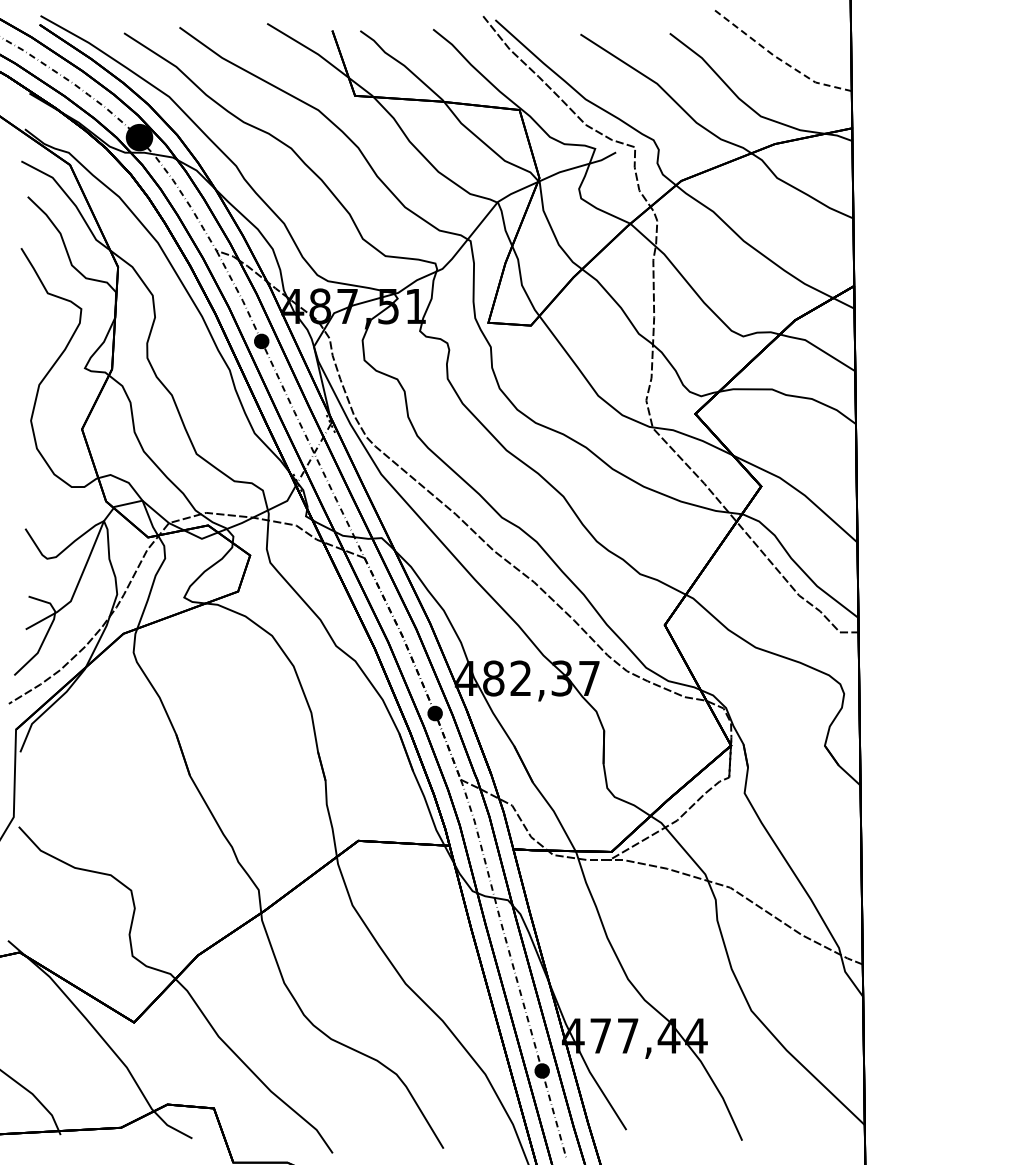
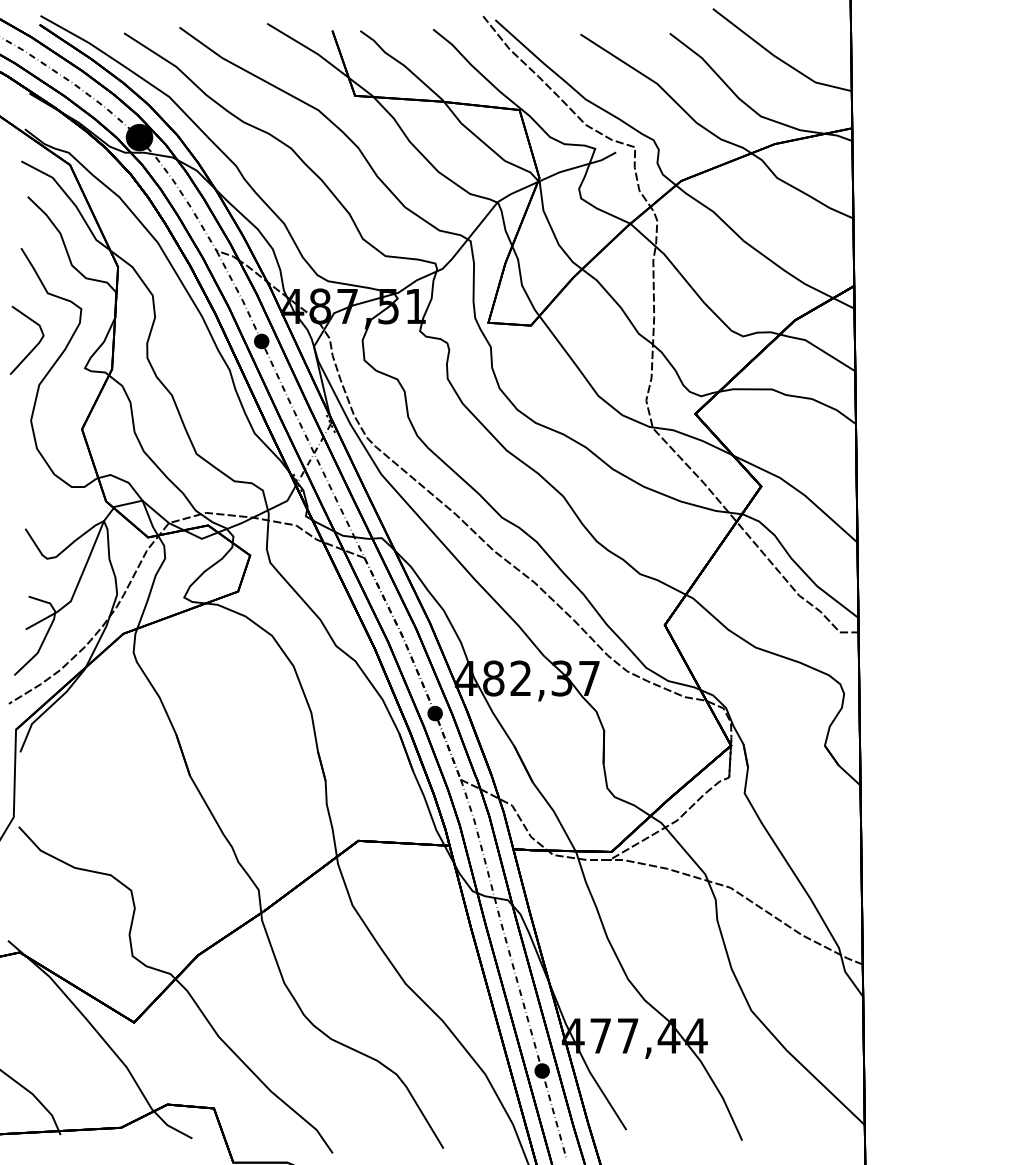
line: dashed -> solid (778, 58)
line: none -> present (34, 346)
